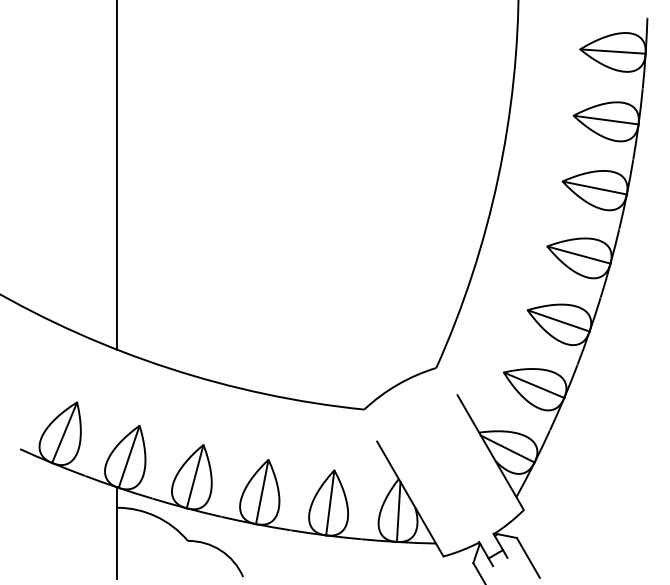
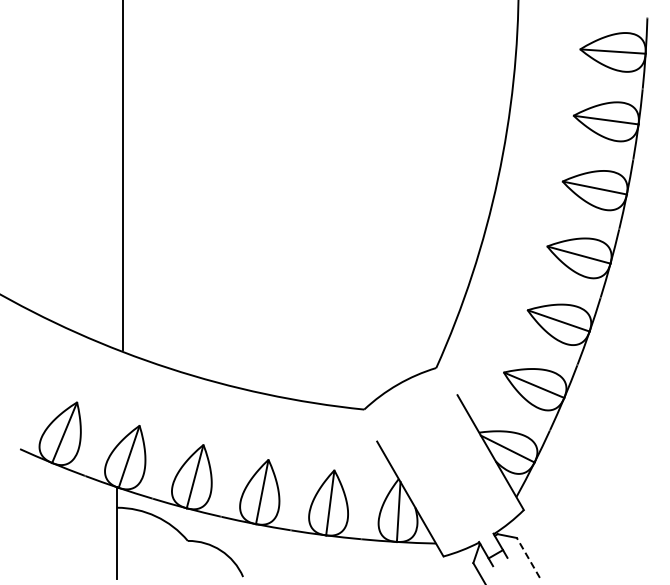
line position: (116, 175) -> (122, 175) (122, 175)
line: solid -> dashed (528, 557)
